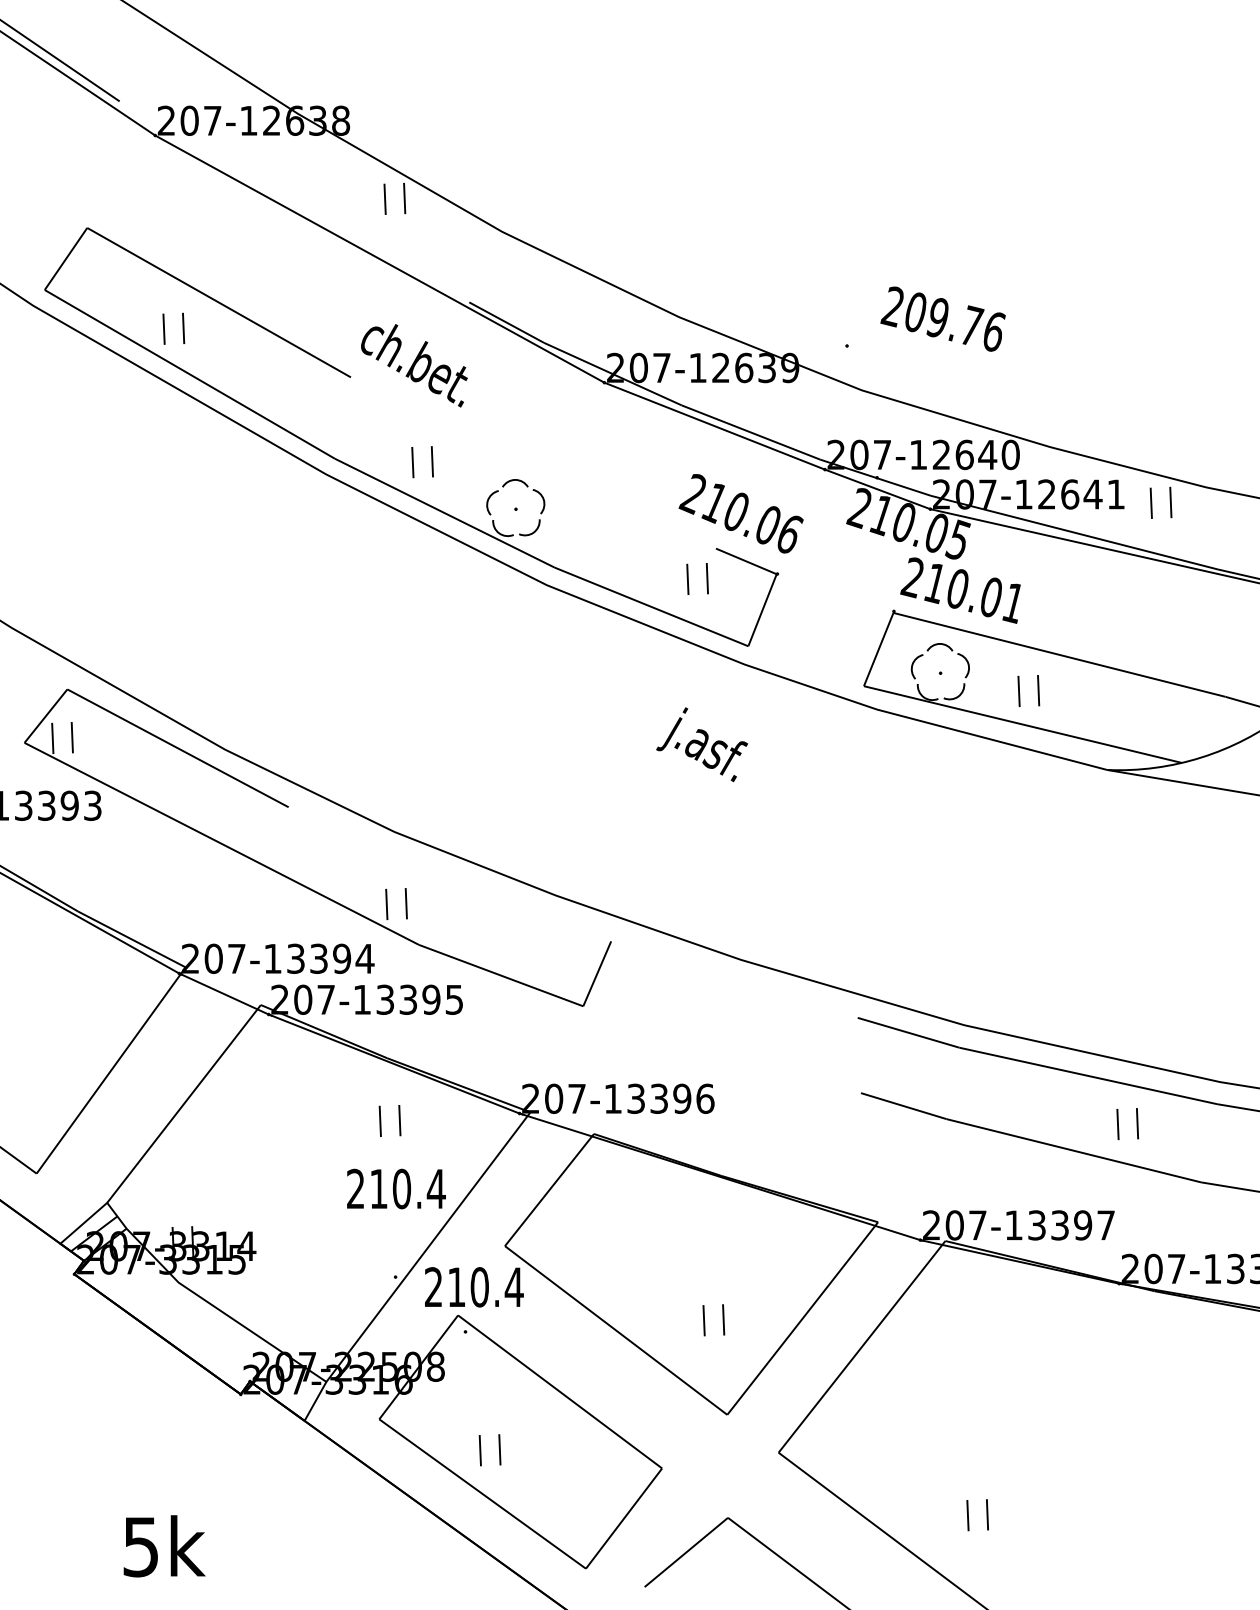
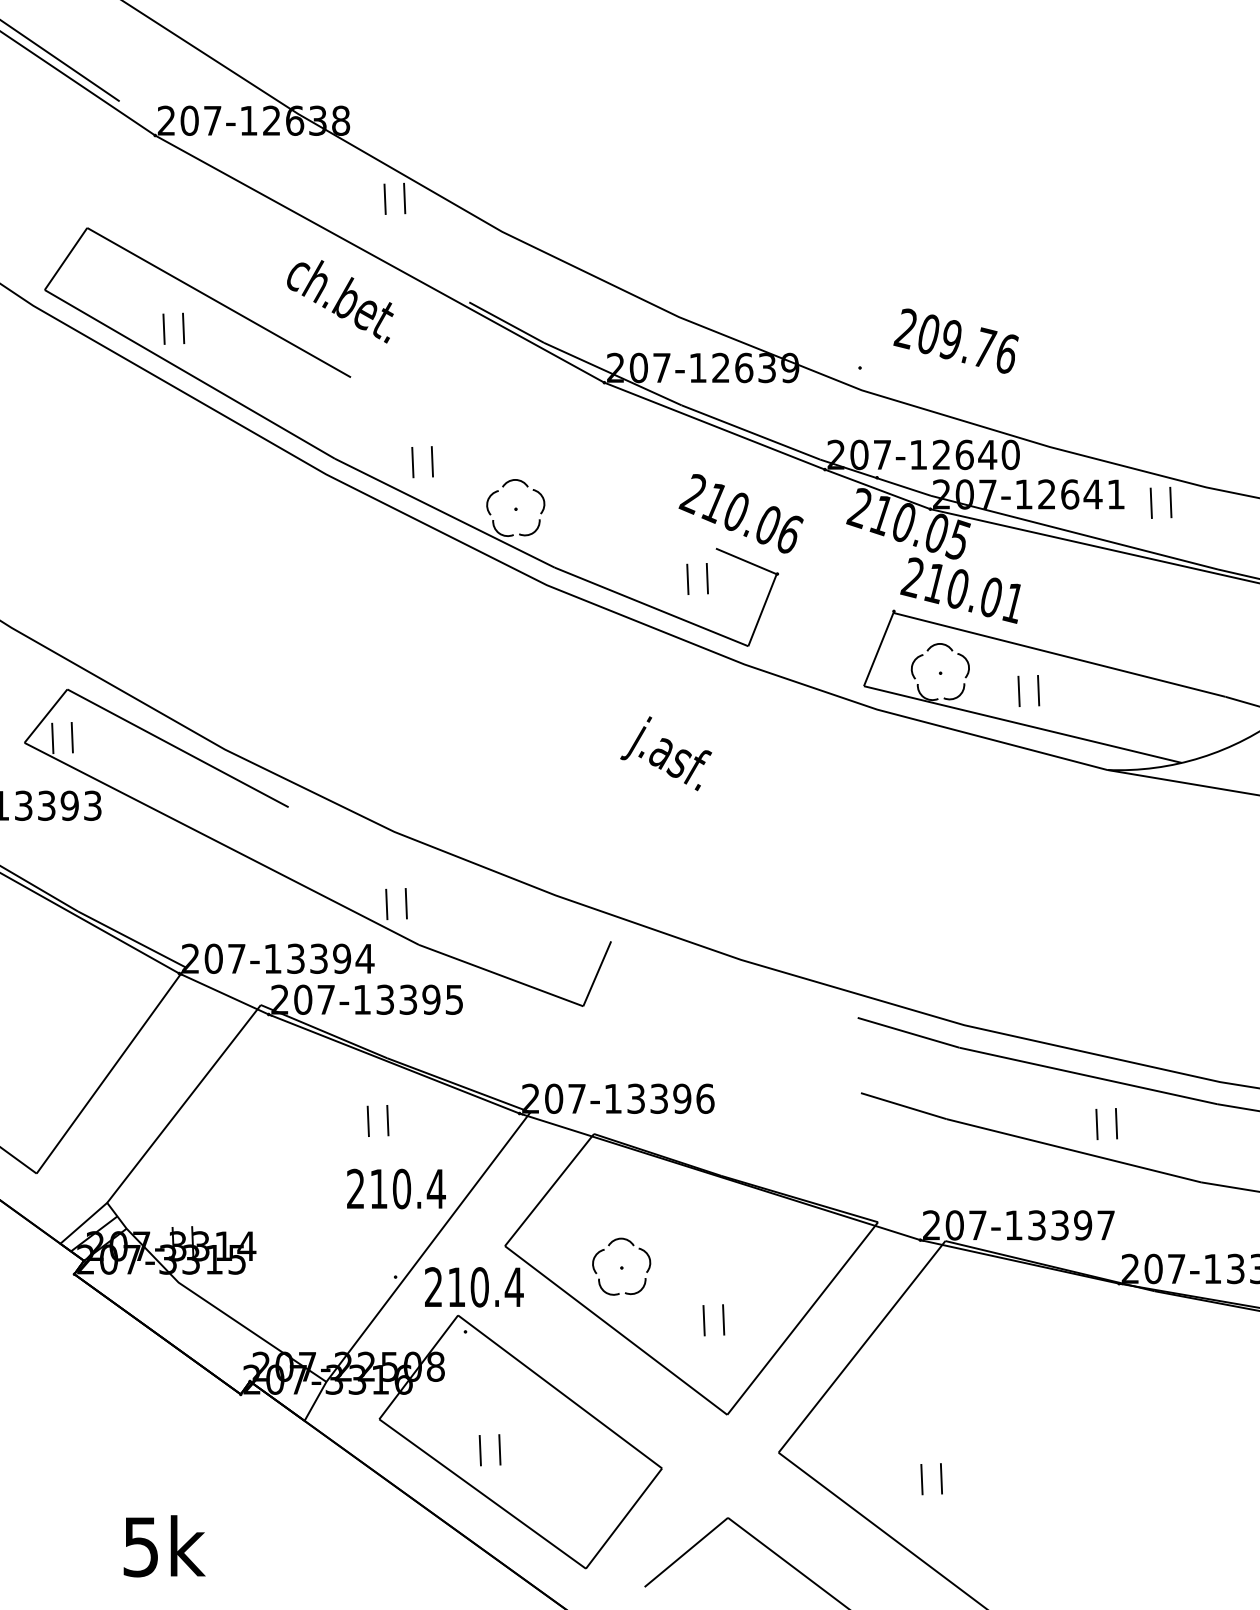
text position: (925, 318) -> (938, 340) (938, 340)
text position: (414, 365) -> (340, 301) (340, 301)
text position: (702, 744) -> (666, 753) (666, 753)
part position: (381, 1120) -> (369, 1120) (369, 1120)
part position: (1119, 1128) -> (1098, 1128) (1098, 1128)
part: none -> present (621, 1266)
part position: (968, 1515) -> (922, 1479) (922, 1479)
